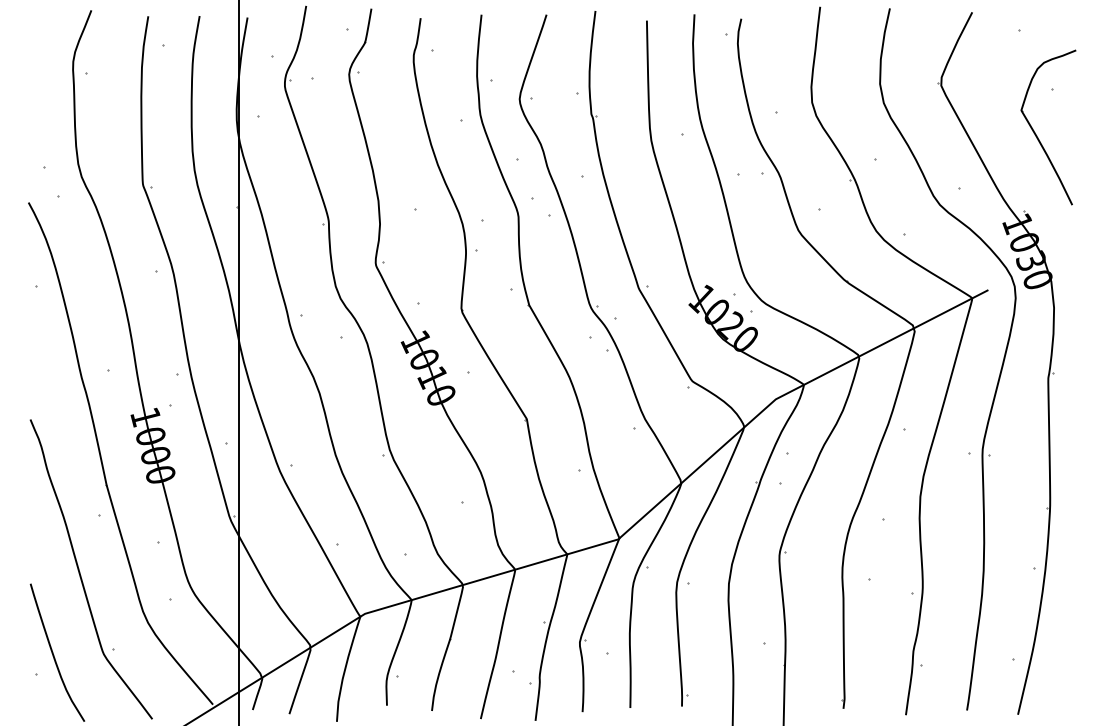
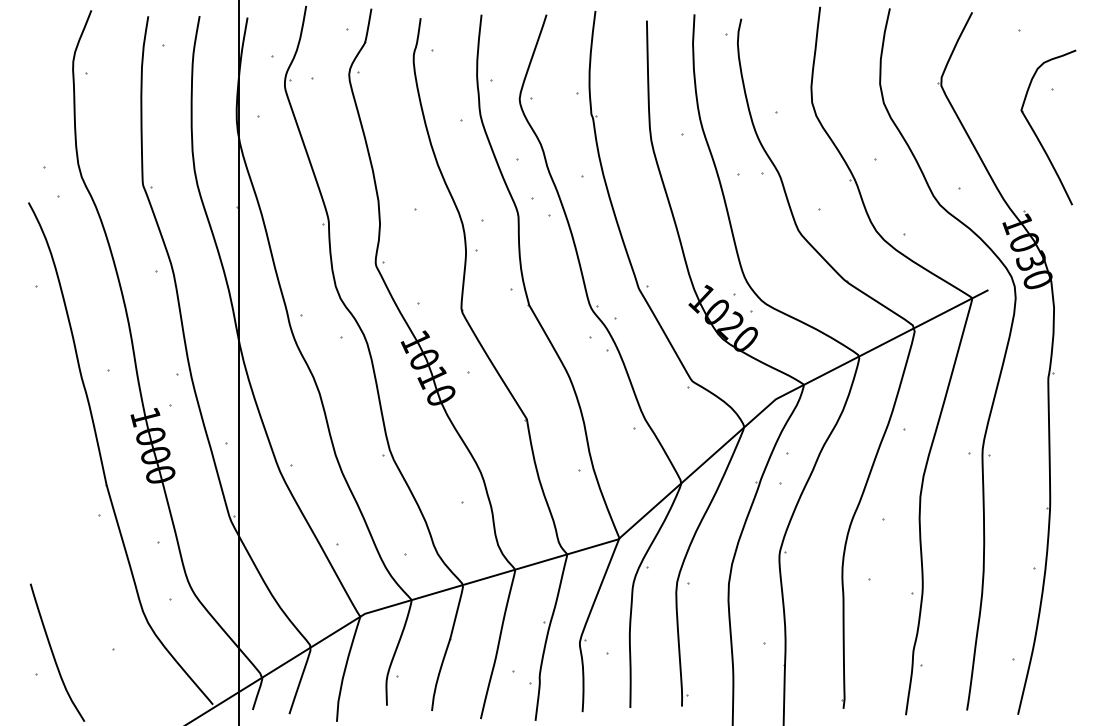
curve: present -> none (80, 572)
